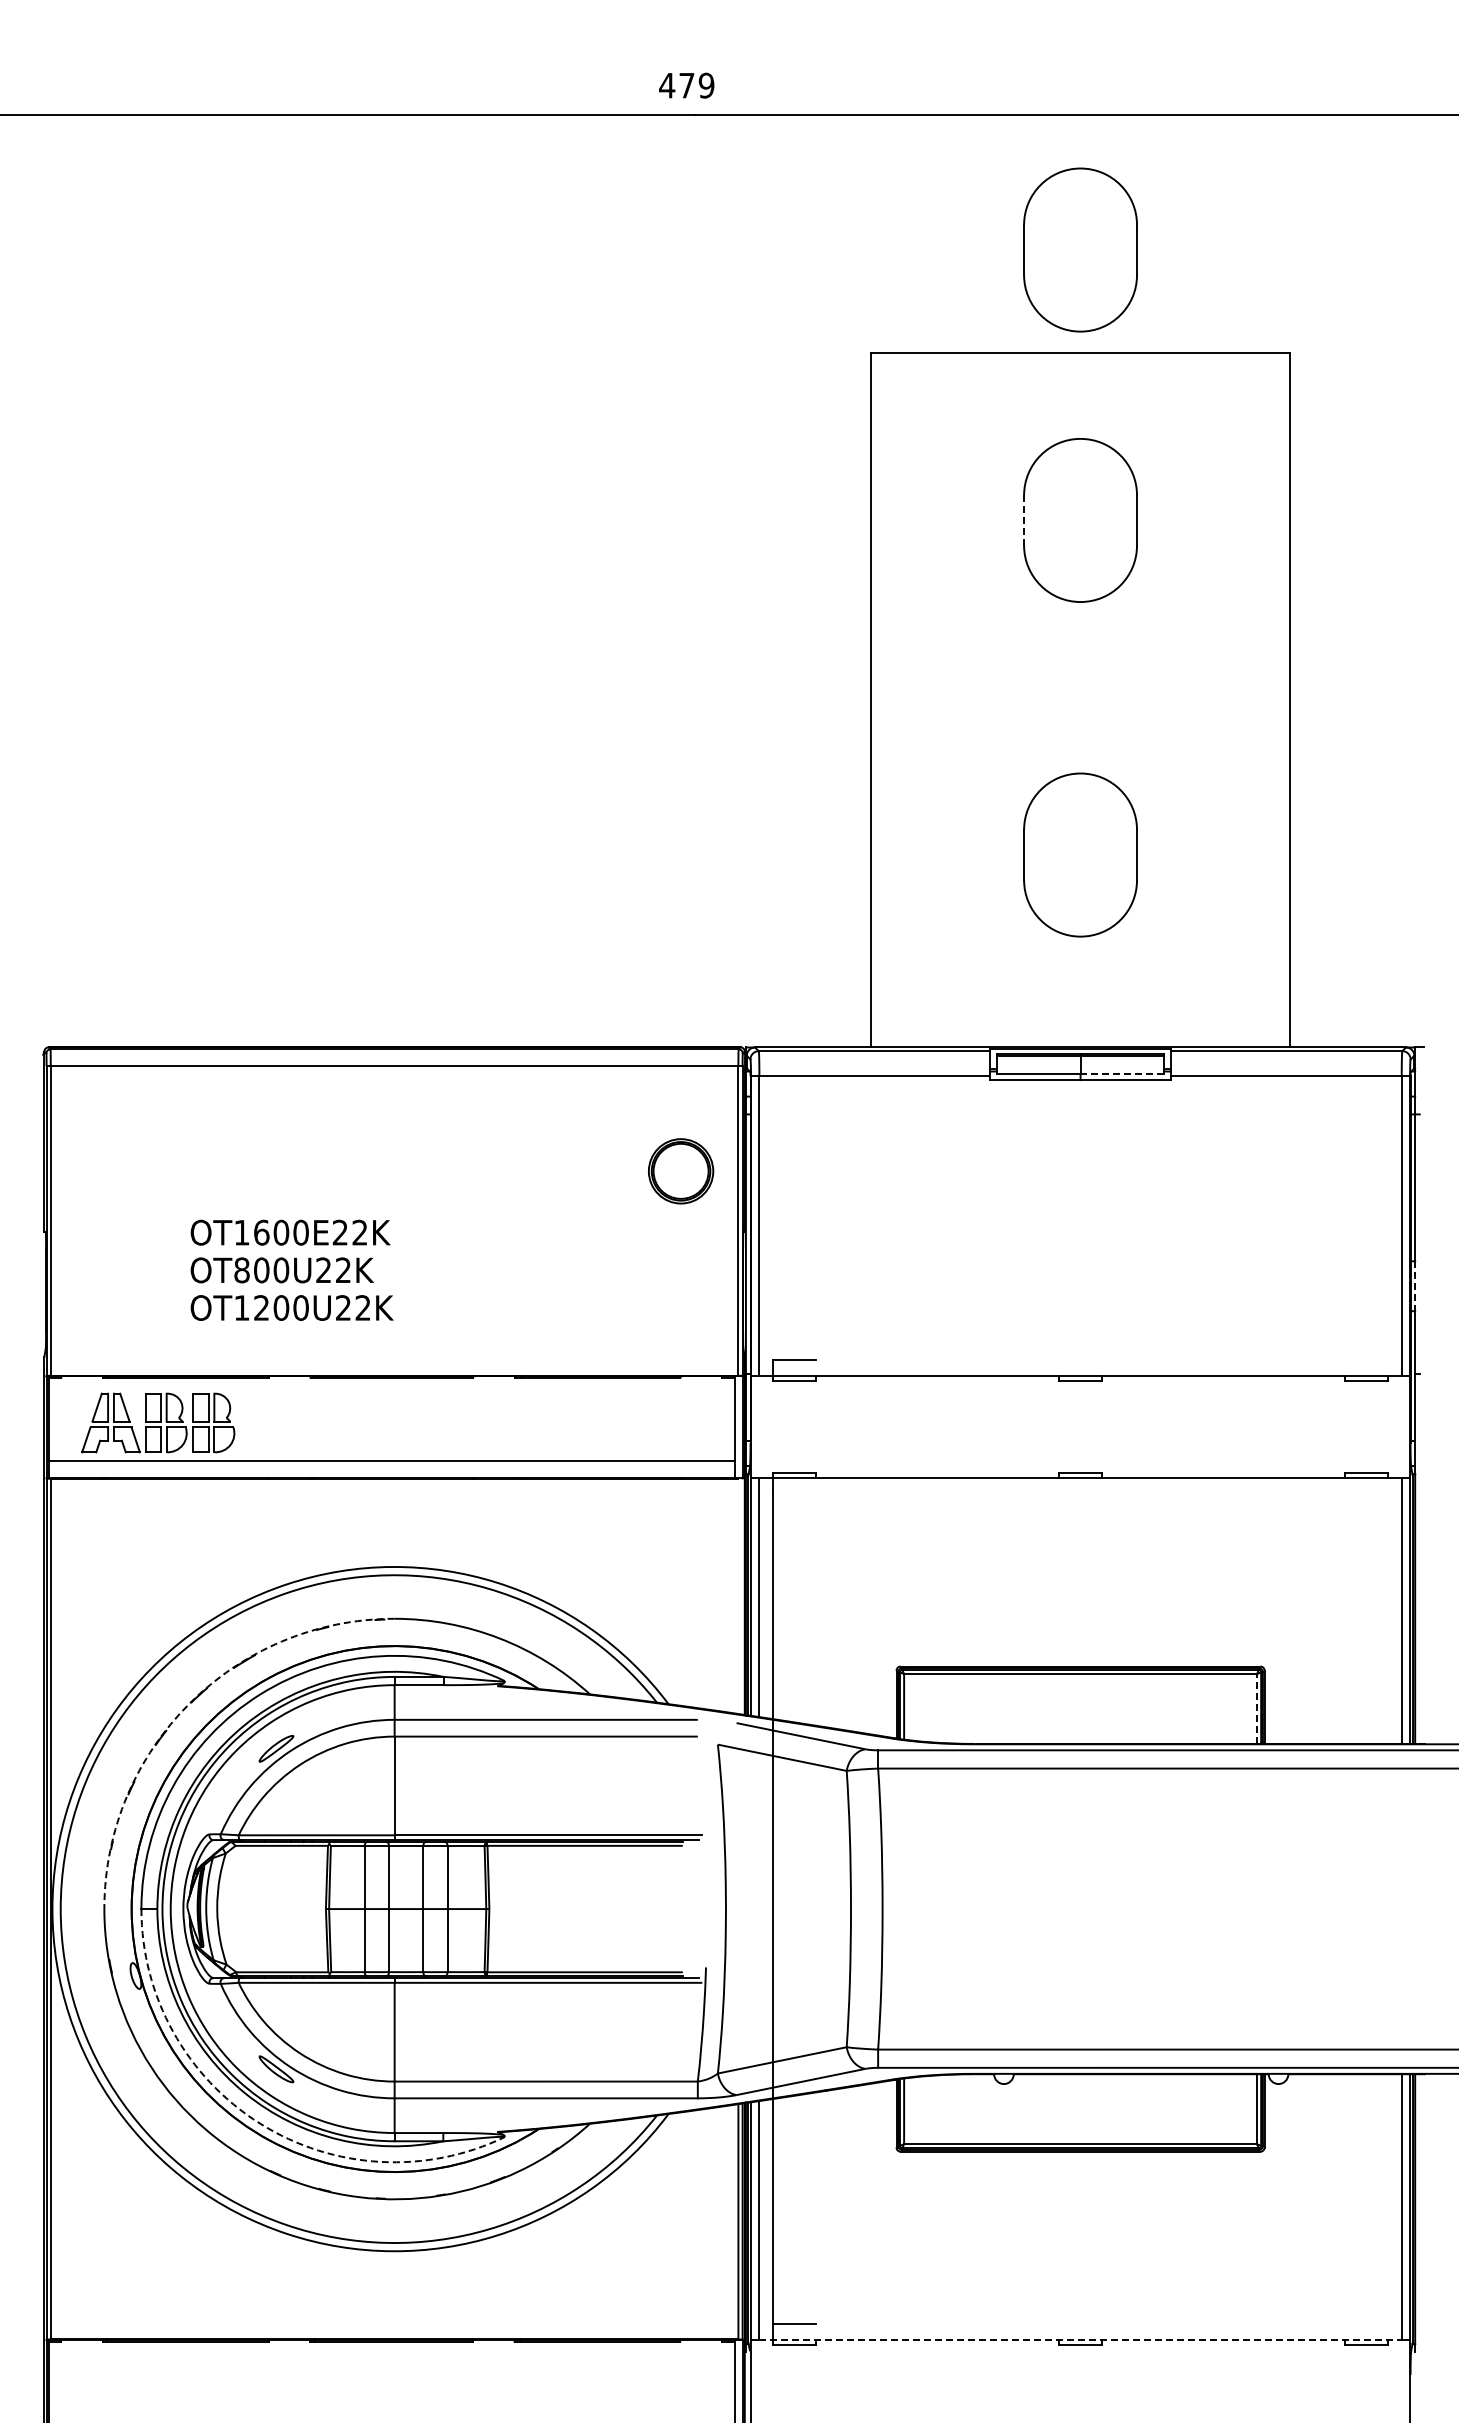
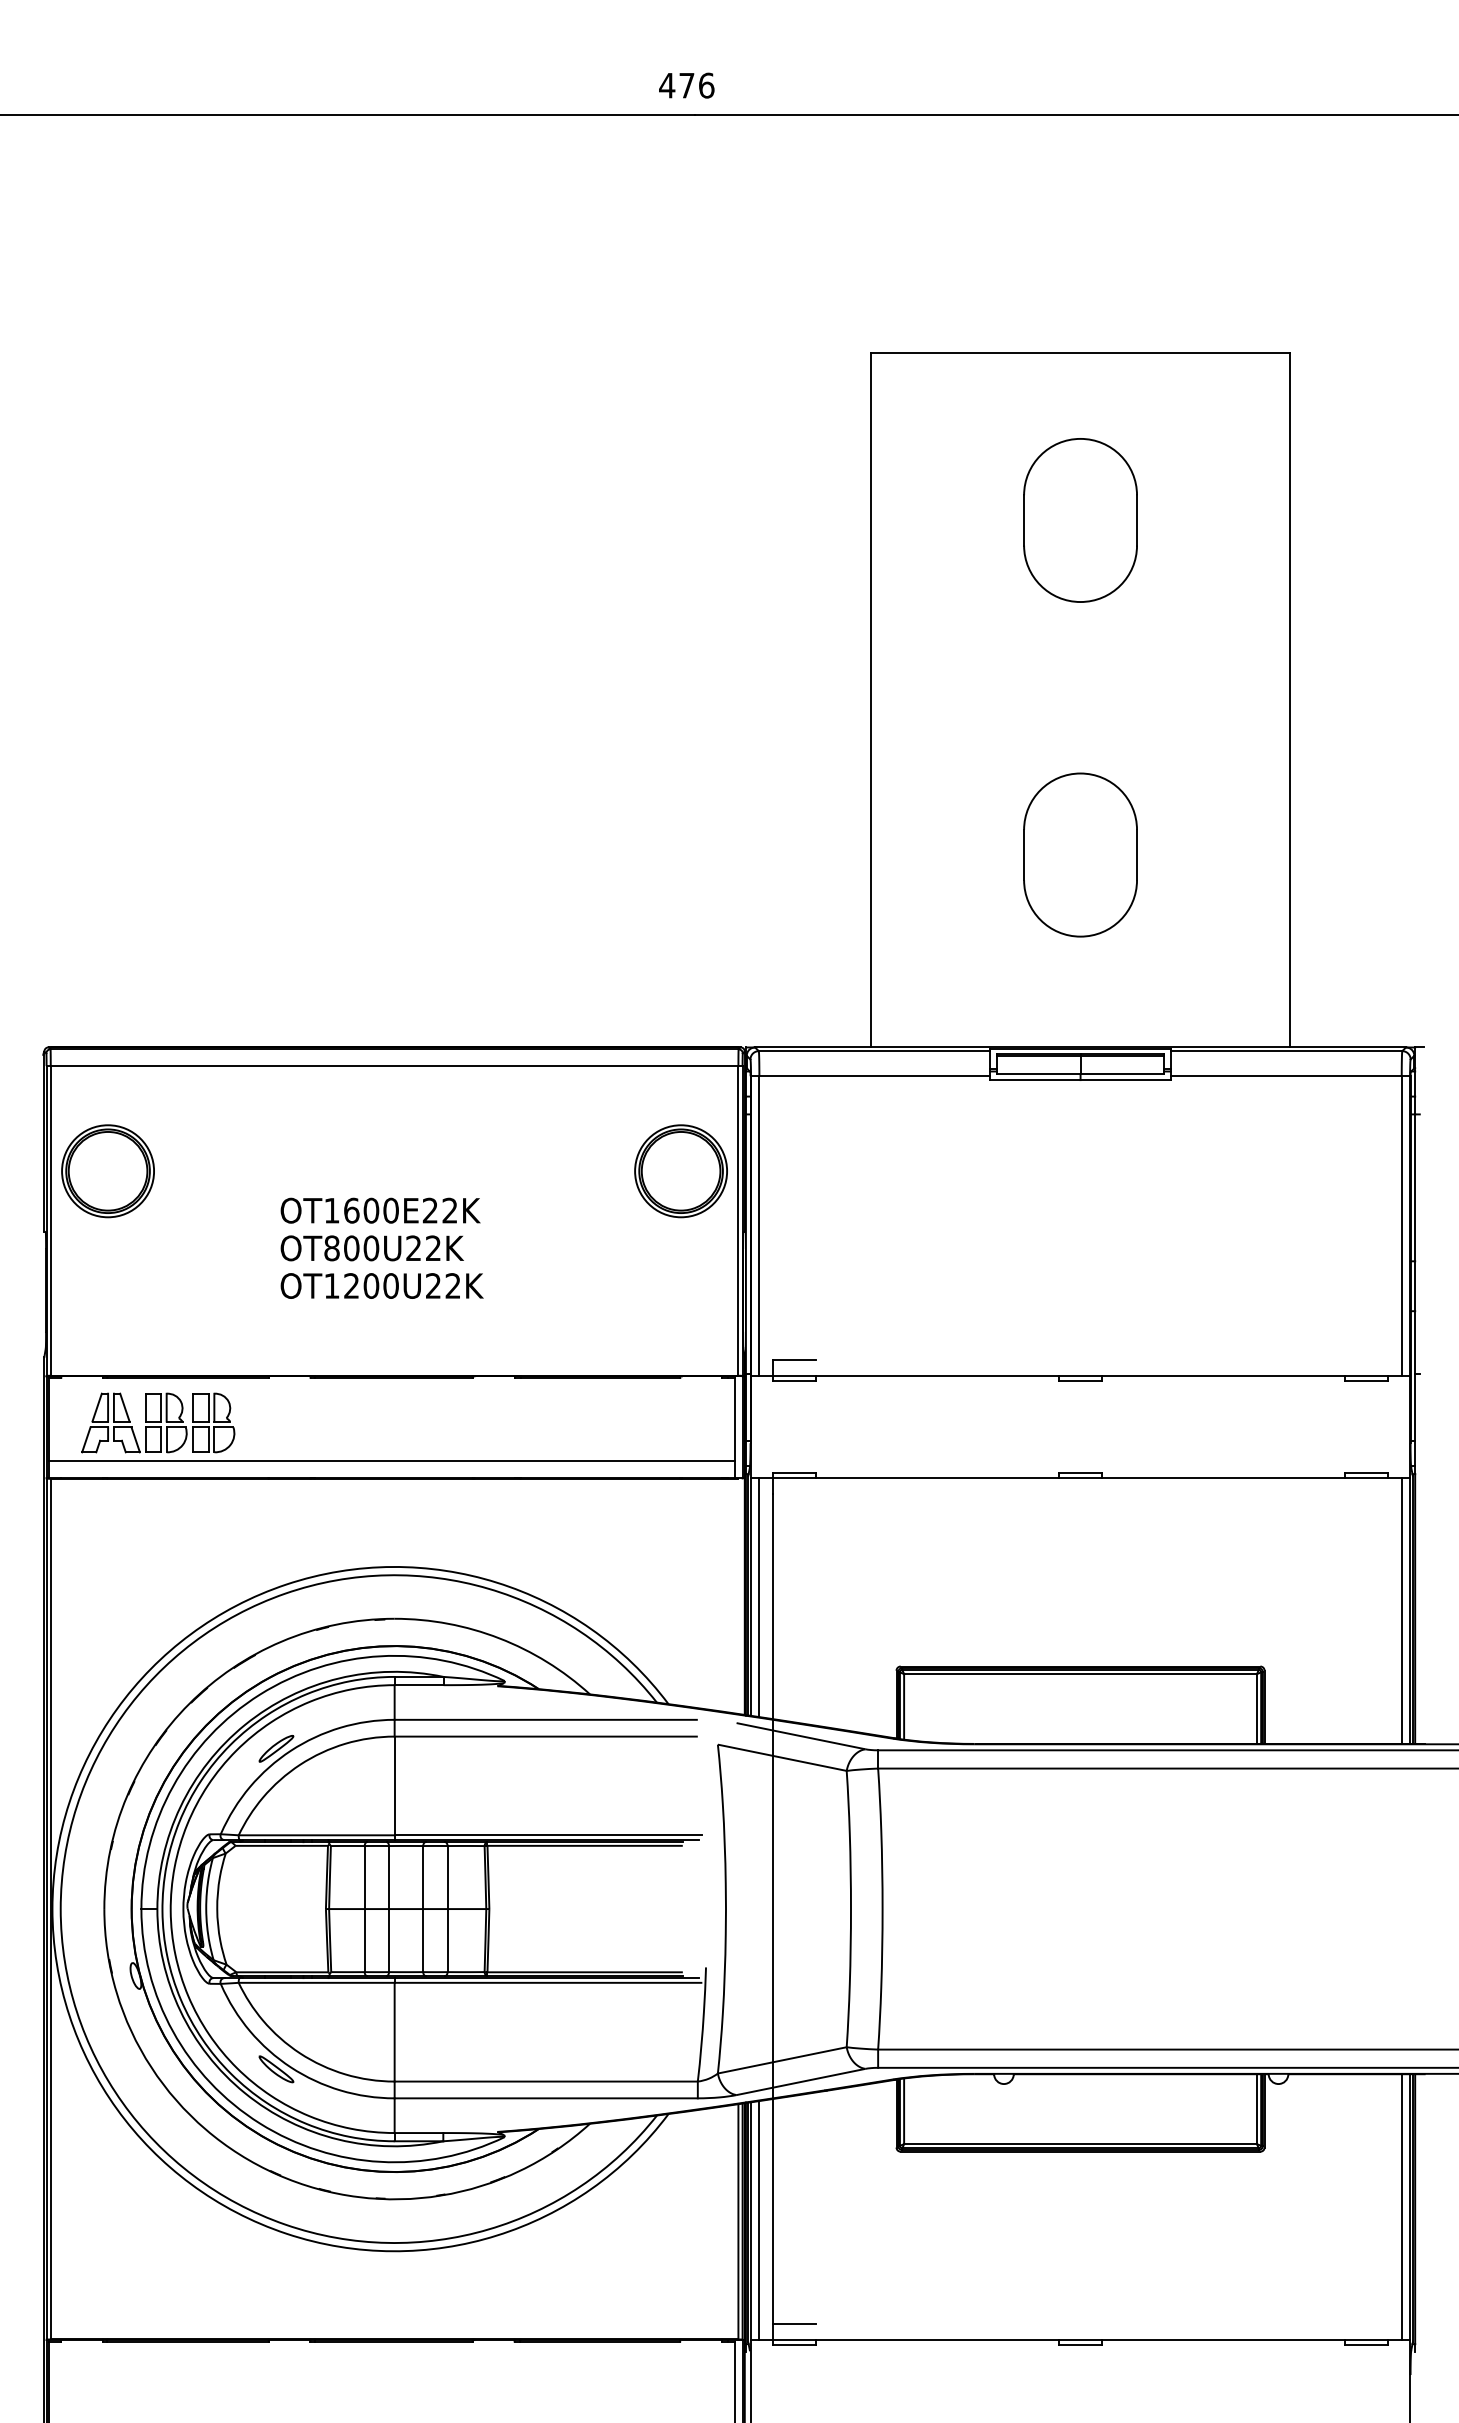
text: 479 -> 476 (706, 85)
part: present -> none (1080, 249)
line: dashed -> solid (1024, 519)
line: dashed -> solid (1122, 1074)
part: none -> present (107, 1171)
part size: 67x67 px -> 94x95 px (680, 1171)
text position: (291, 1269) -> (381, 1247) (381, 1247)
line: dashed -> solid (1415, 1286)
arc: dashed -> solid (189, 1703)
line: dashed -> solid (1256, 1709)
arc: dashed -> solid (260, 2123)
line: dashed -> solid (1081, 2339)
